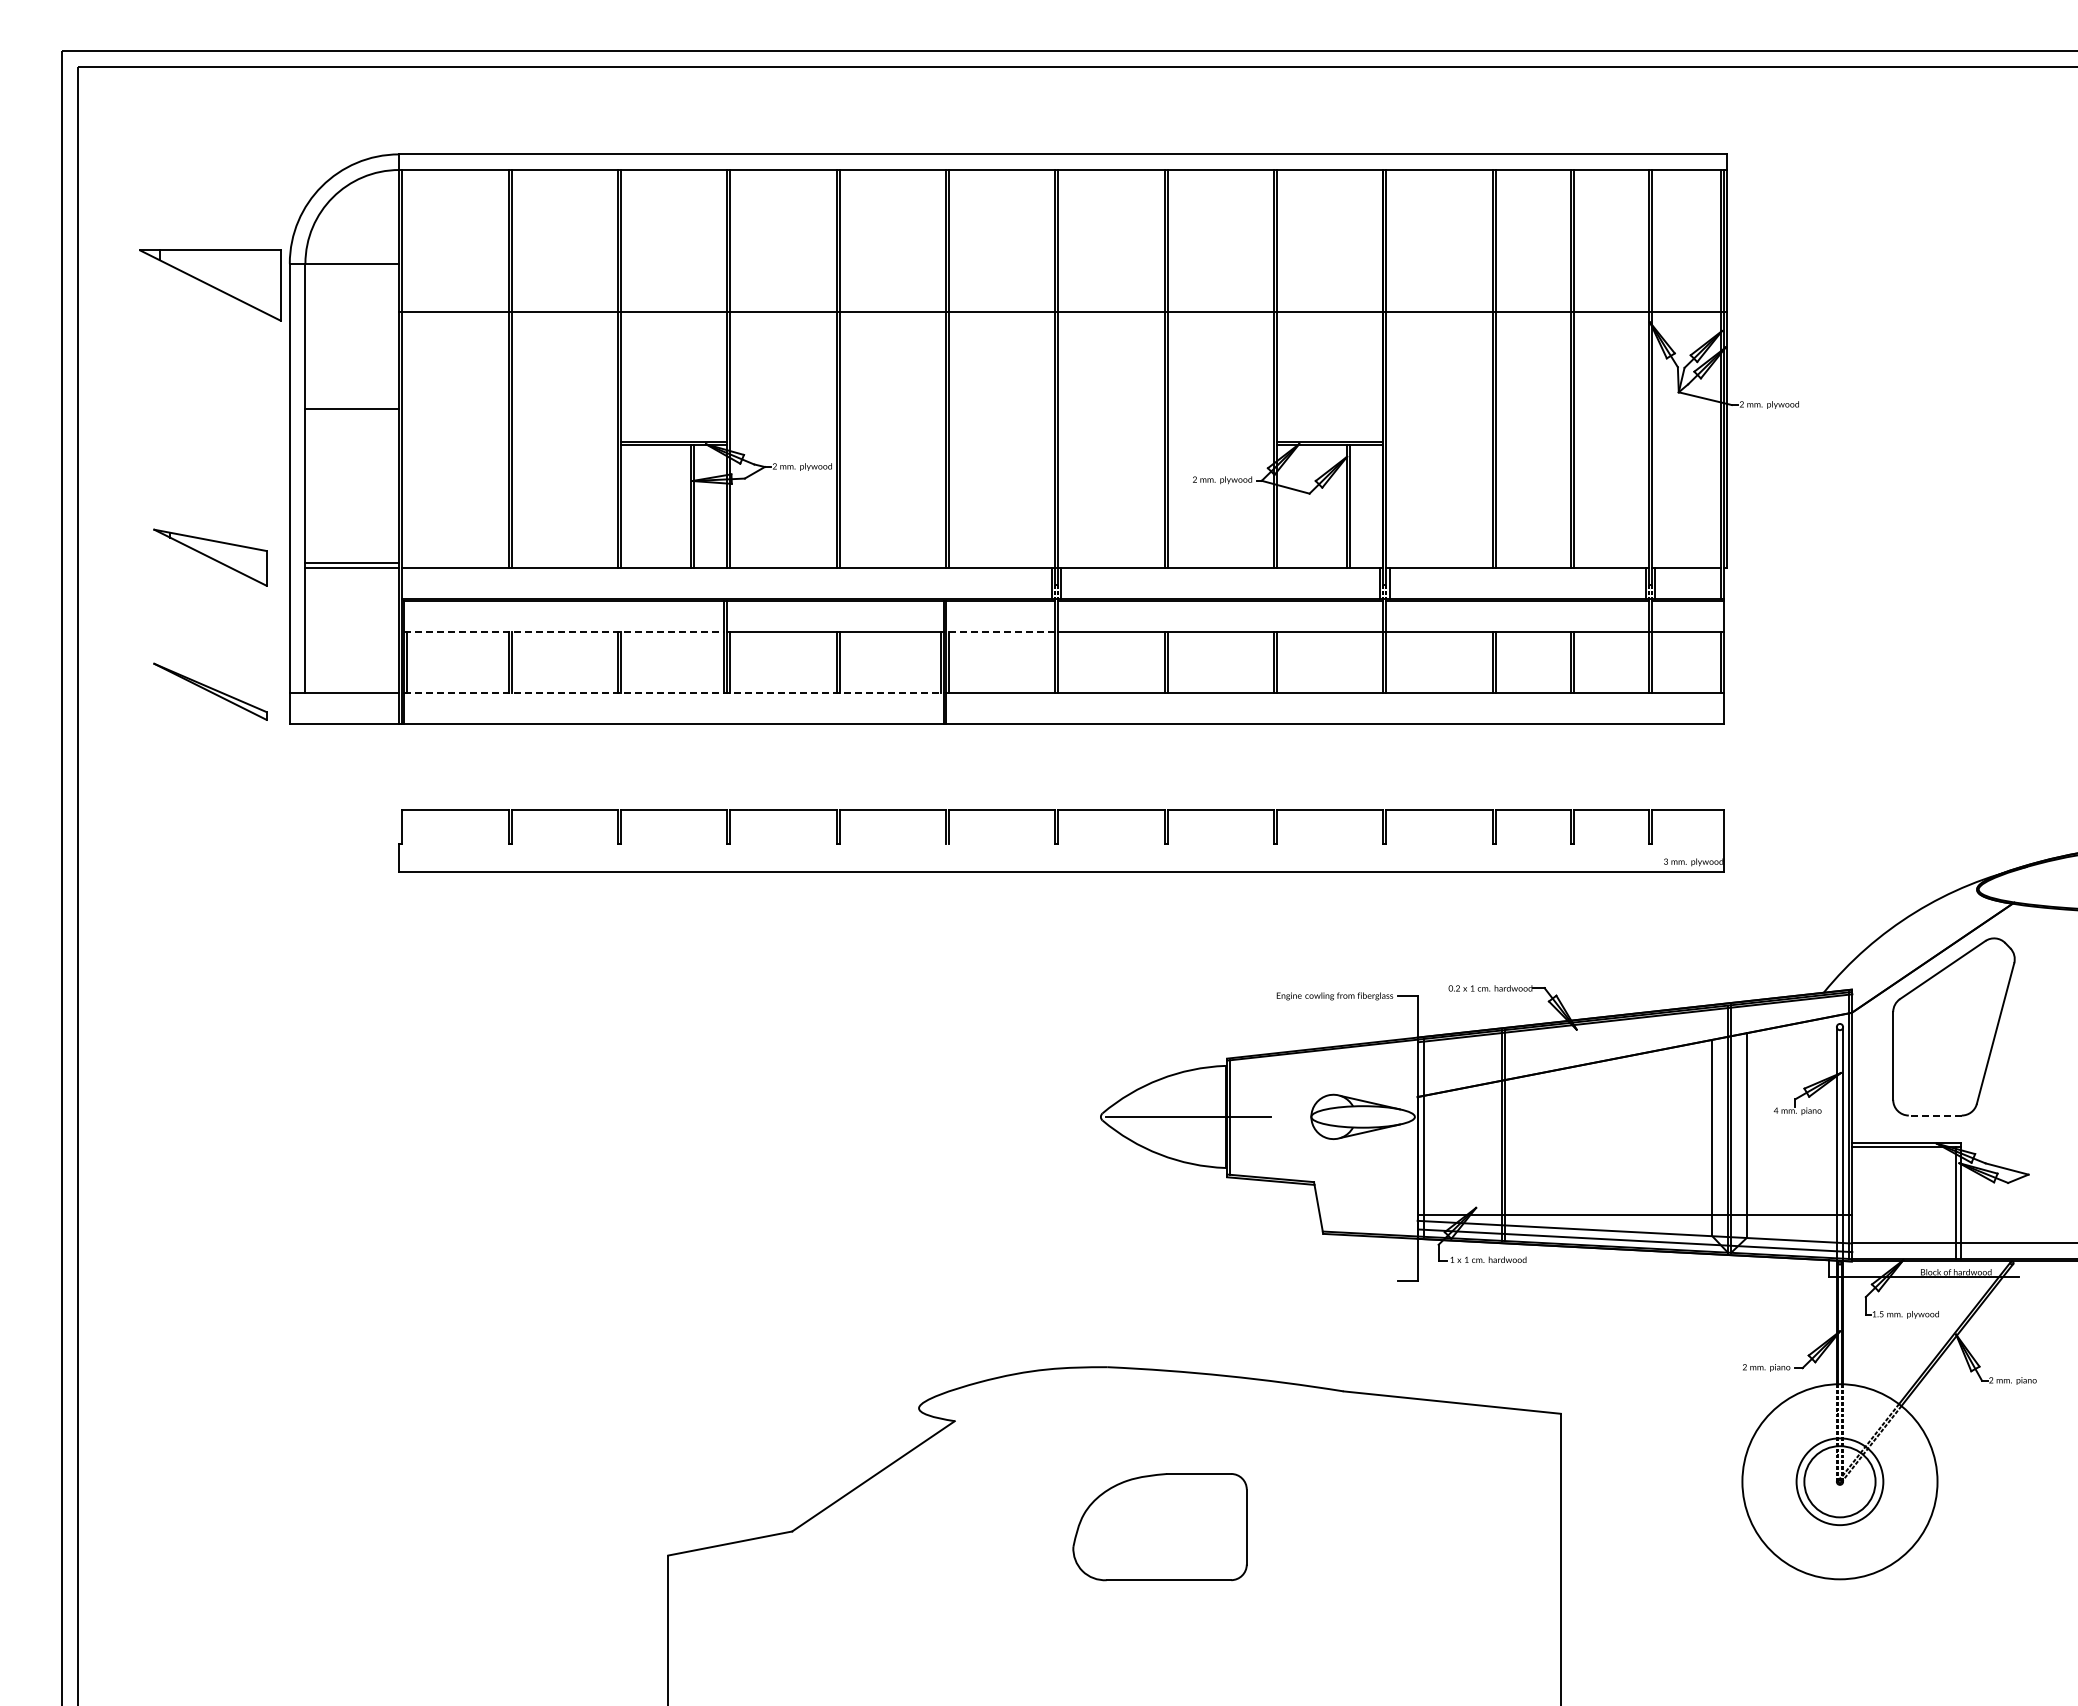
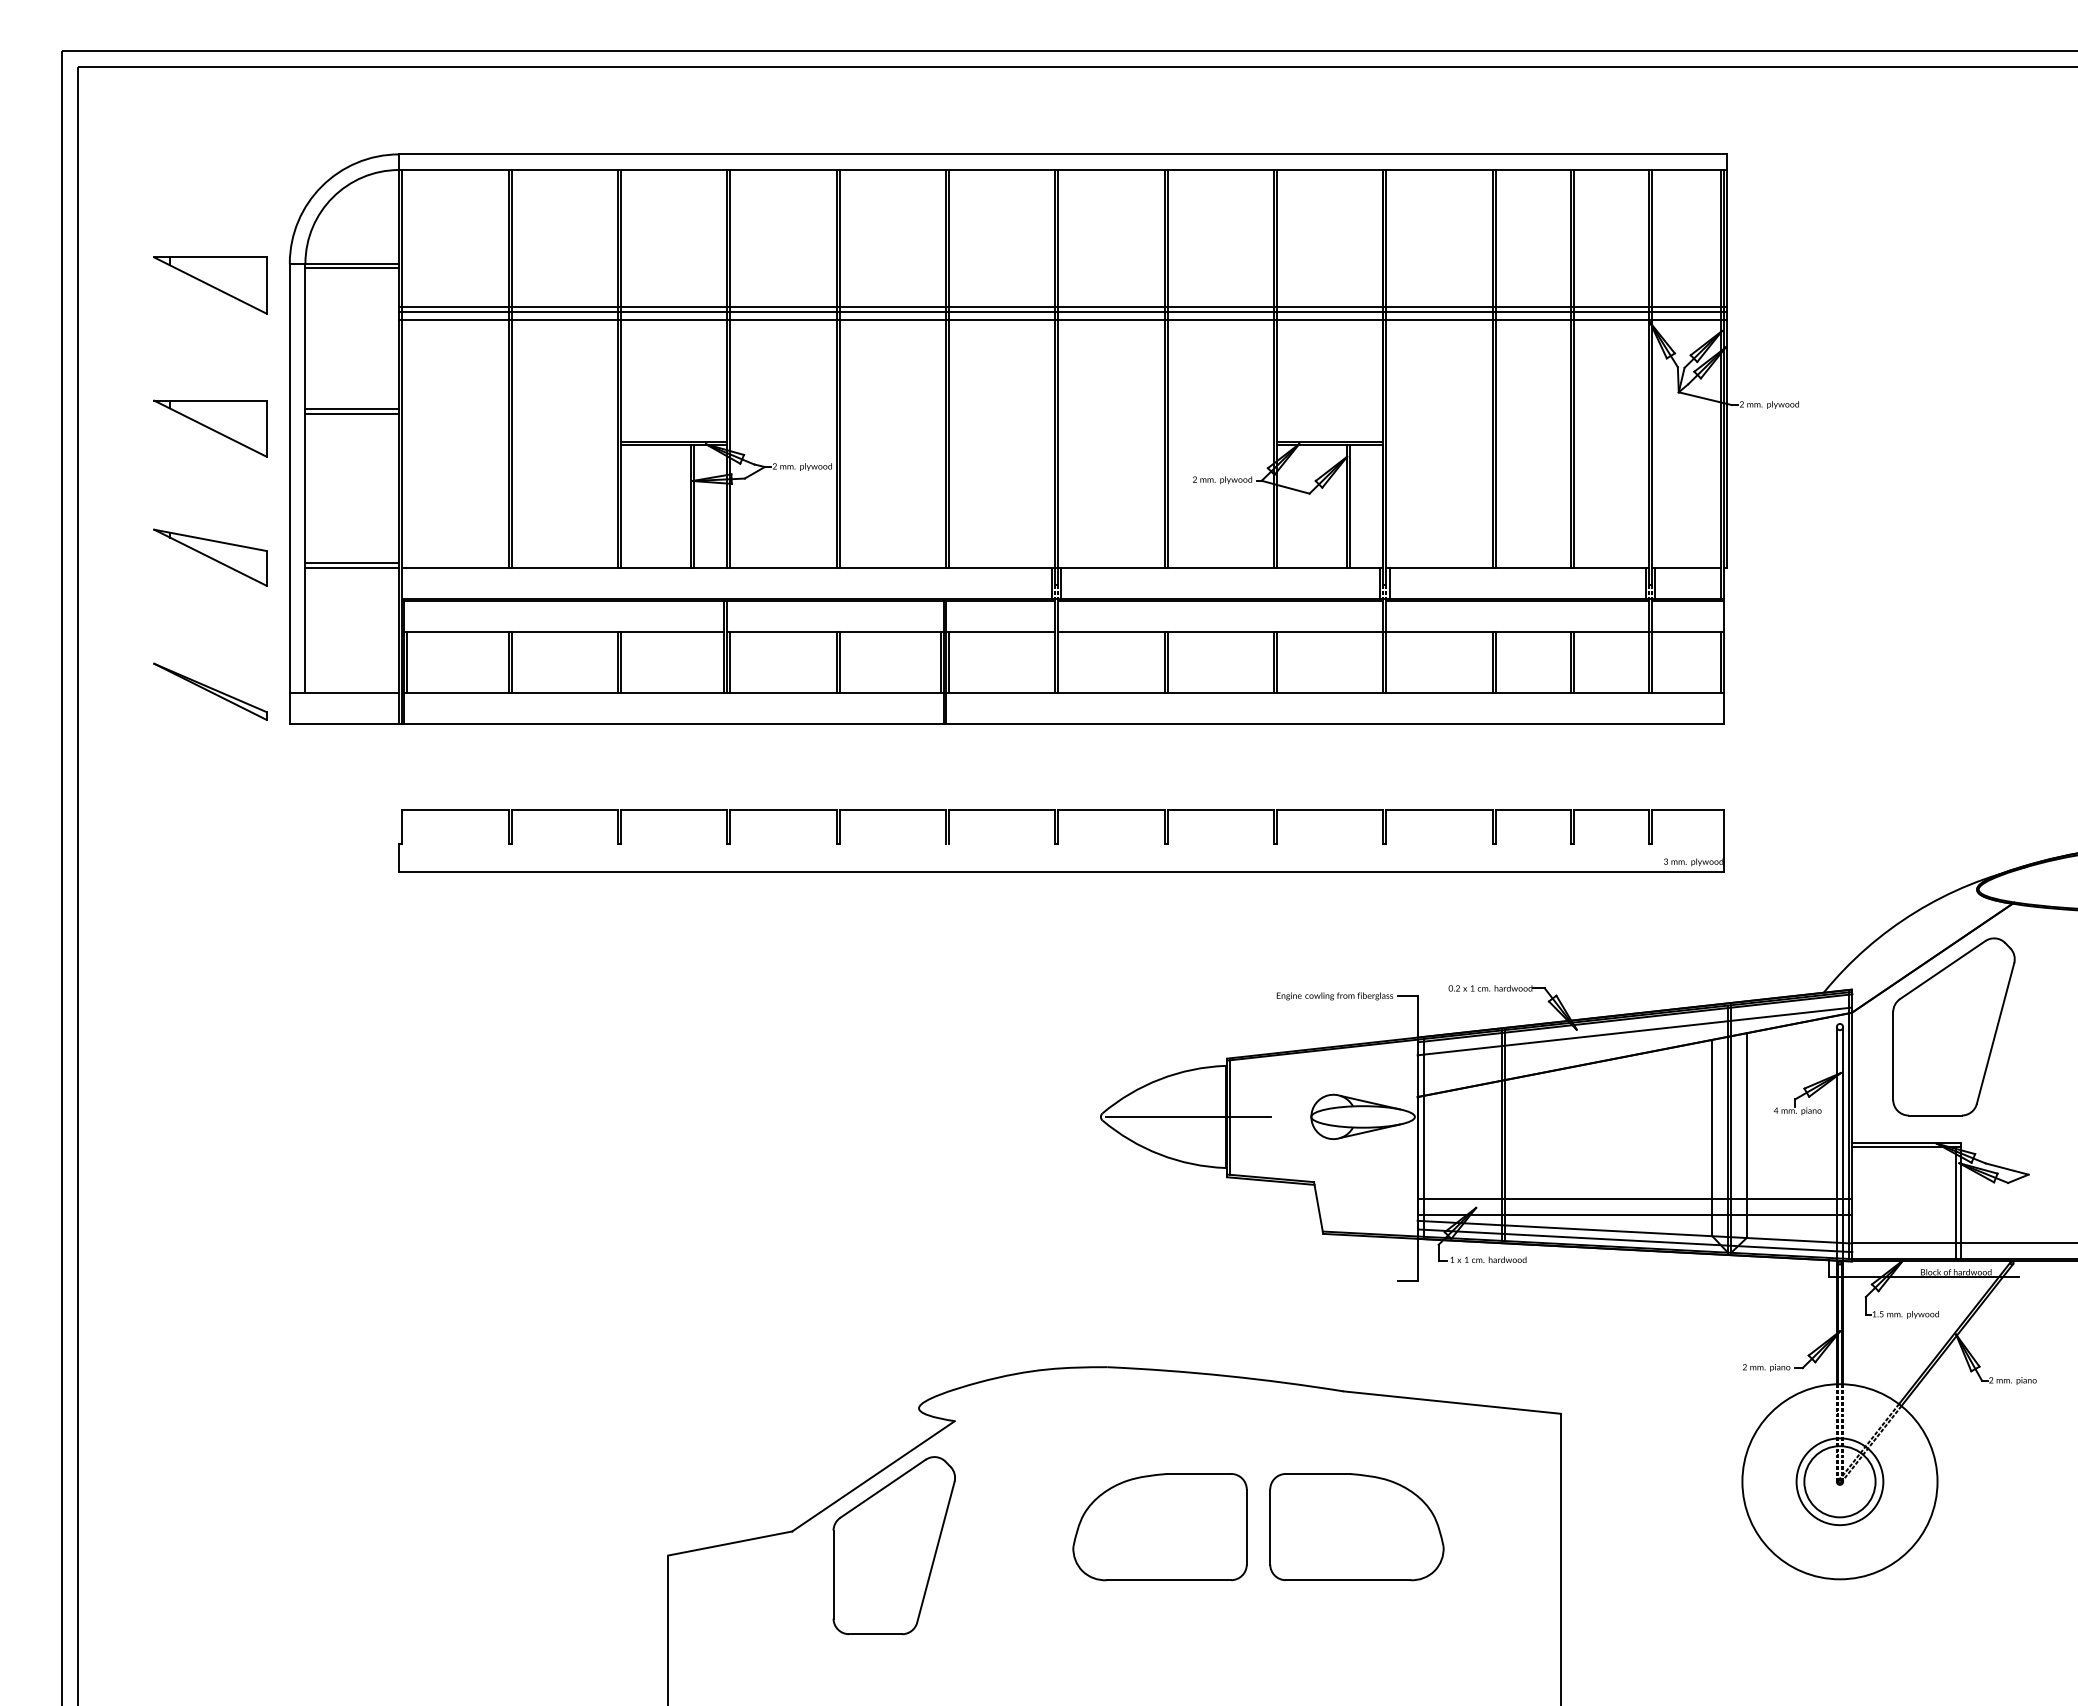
line: none -> present (352, 268)
part size: 143x73 px -> 115x59 px (210, 285)
line: none -> present (1062, 307)
line: none -> present (1062, 319)
line: none -> present (352, 413)
part: none -> present (210, 428)
line: dashed -> solid (564, 632)
line: dashed -> solid (1000, 632)
line: dashed -> solid (674, 693)
line: none -> present (1634, 1031)
line: dashed -> solid (1934, 1115)
line: none -> present (1634, 1198)
part: none -> present (1356, 1527)
part: none -> present (893, 1545)
